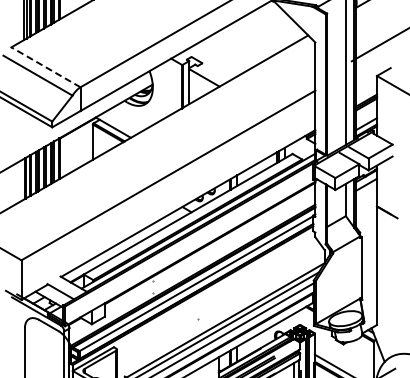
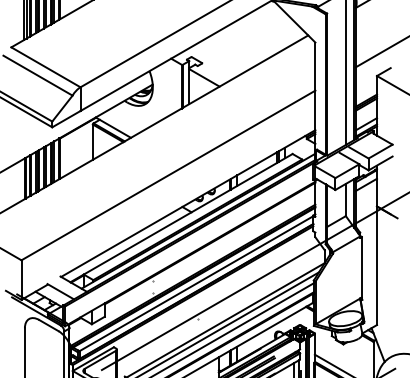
line position: (378, 45) -> (380, 52) (380, 52)
line: dashed -> solid (45, 67)
line: none -> present (253, 282)
